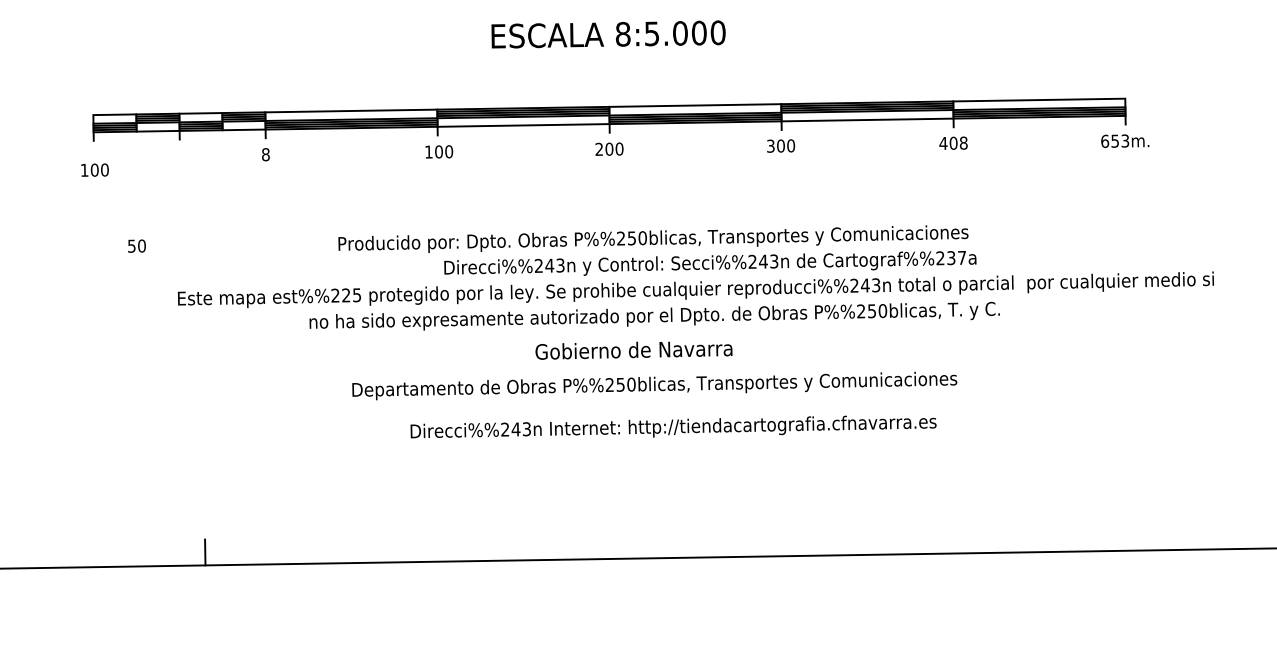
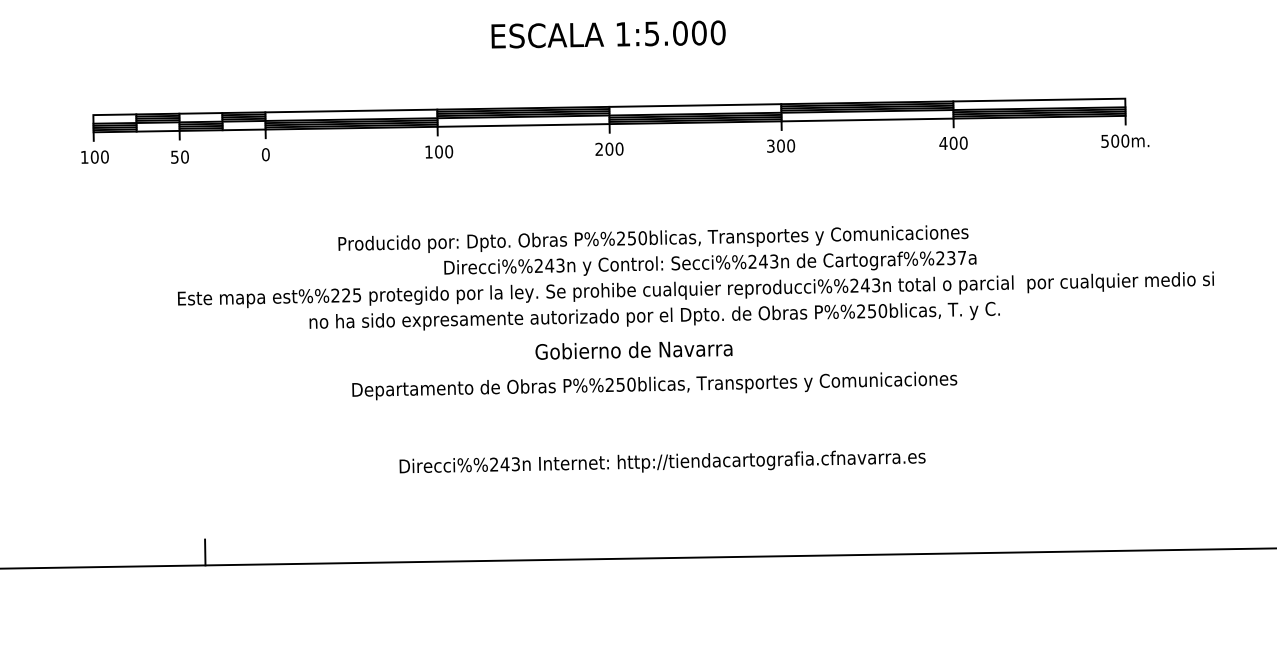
text: 8:5.000 -> 1:5.000 (622, 33)
text: 653m. -> 500m. (1115, 140)
text: 408 -> 400 (963, 142)
text: 8 -> 0 (265, 154)
text position: (94, 169) -> (94, 156) (94, 156)
text position: (136, 245) -> (179, 156) (179, 156)
text position: (673, 426) -> (662, 461) (662, 461)
